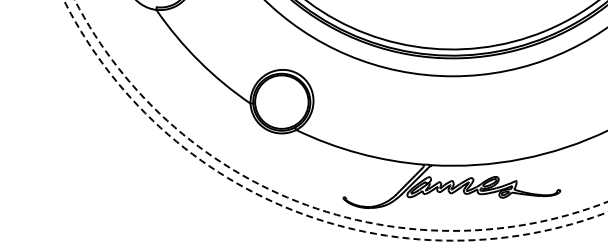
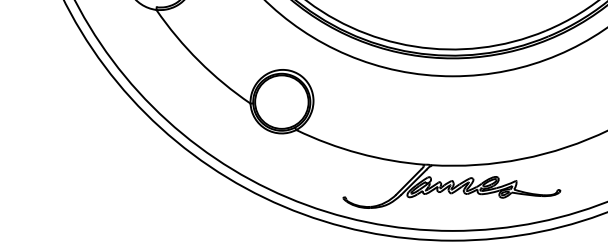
circle: dashed -> solid (341, 115)
circle: dashed -> solid (335, 120)
